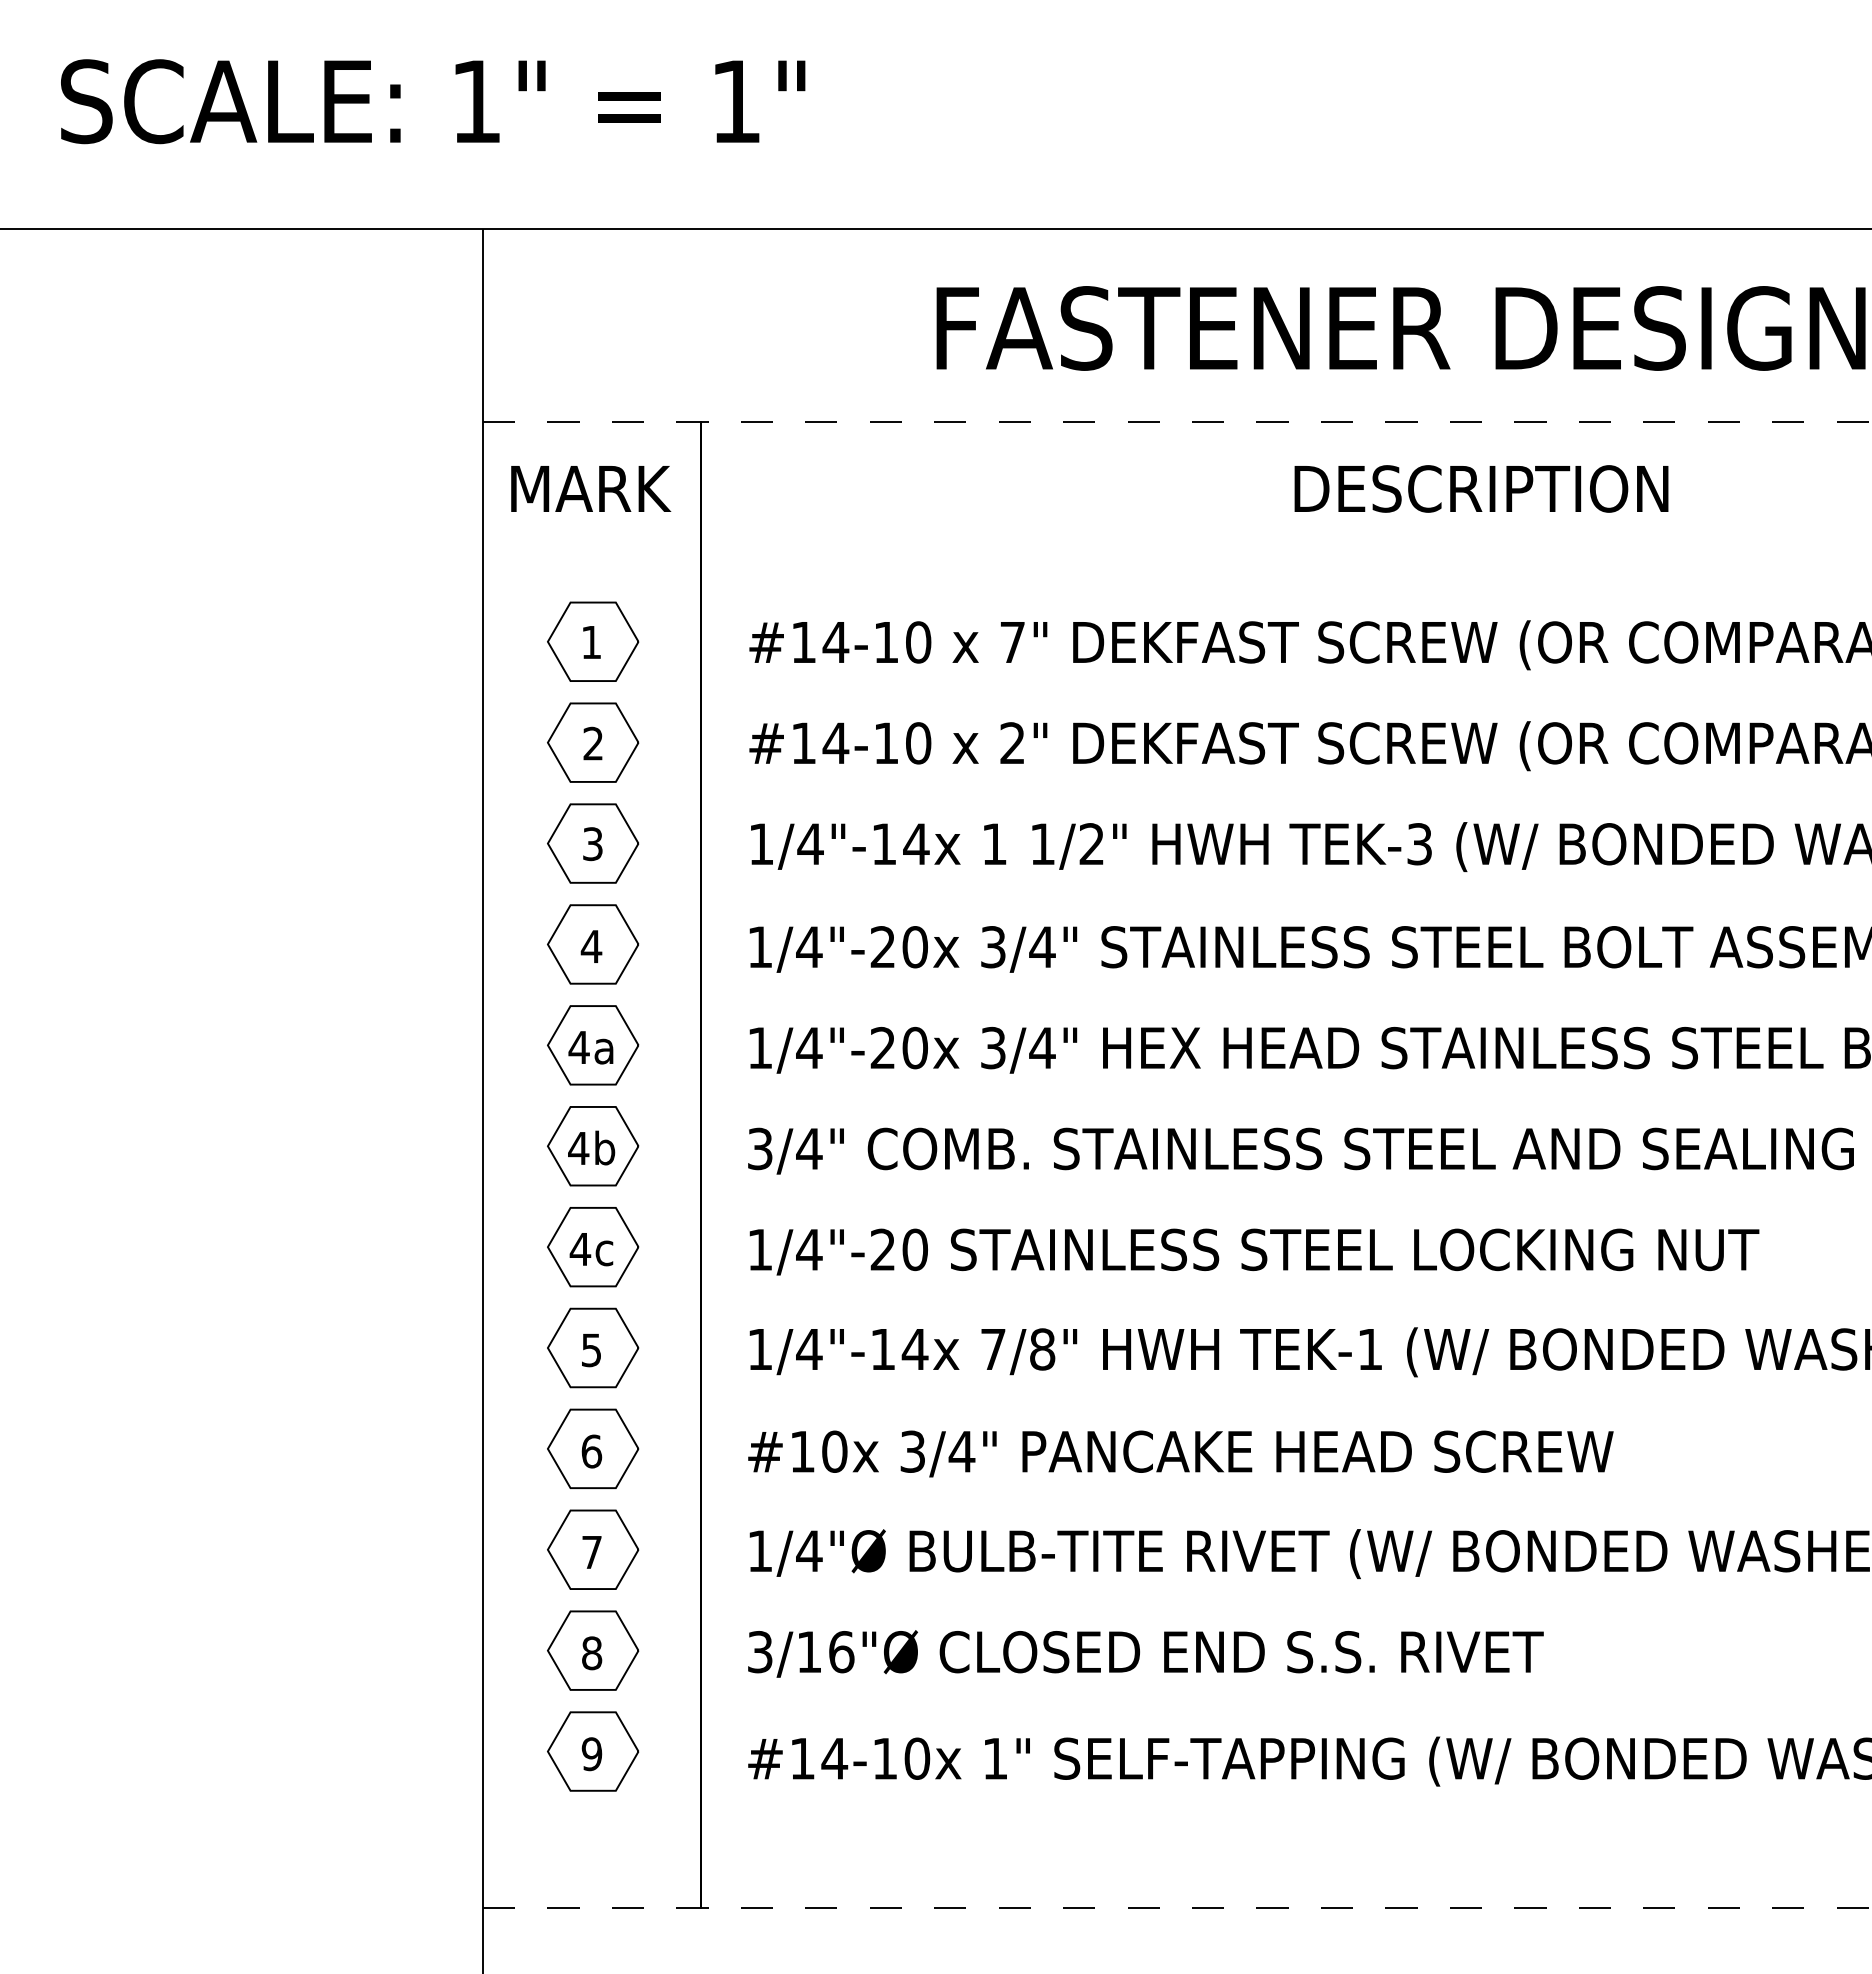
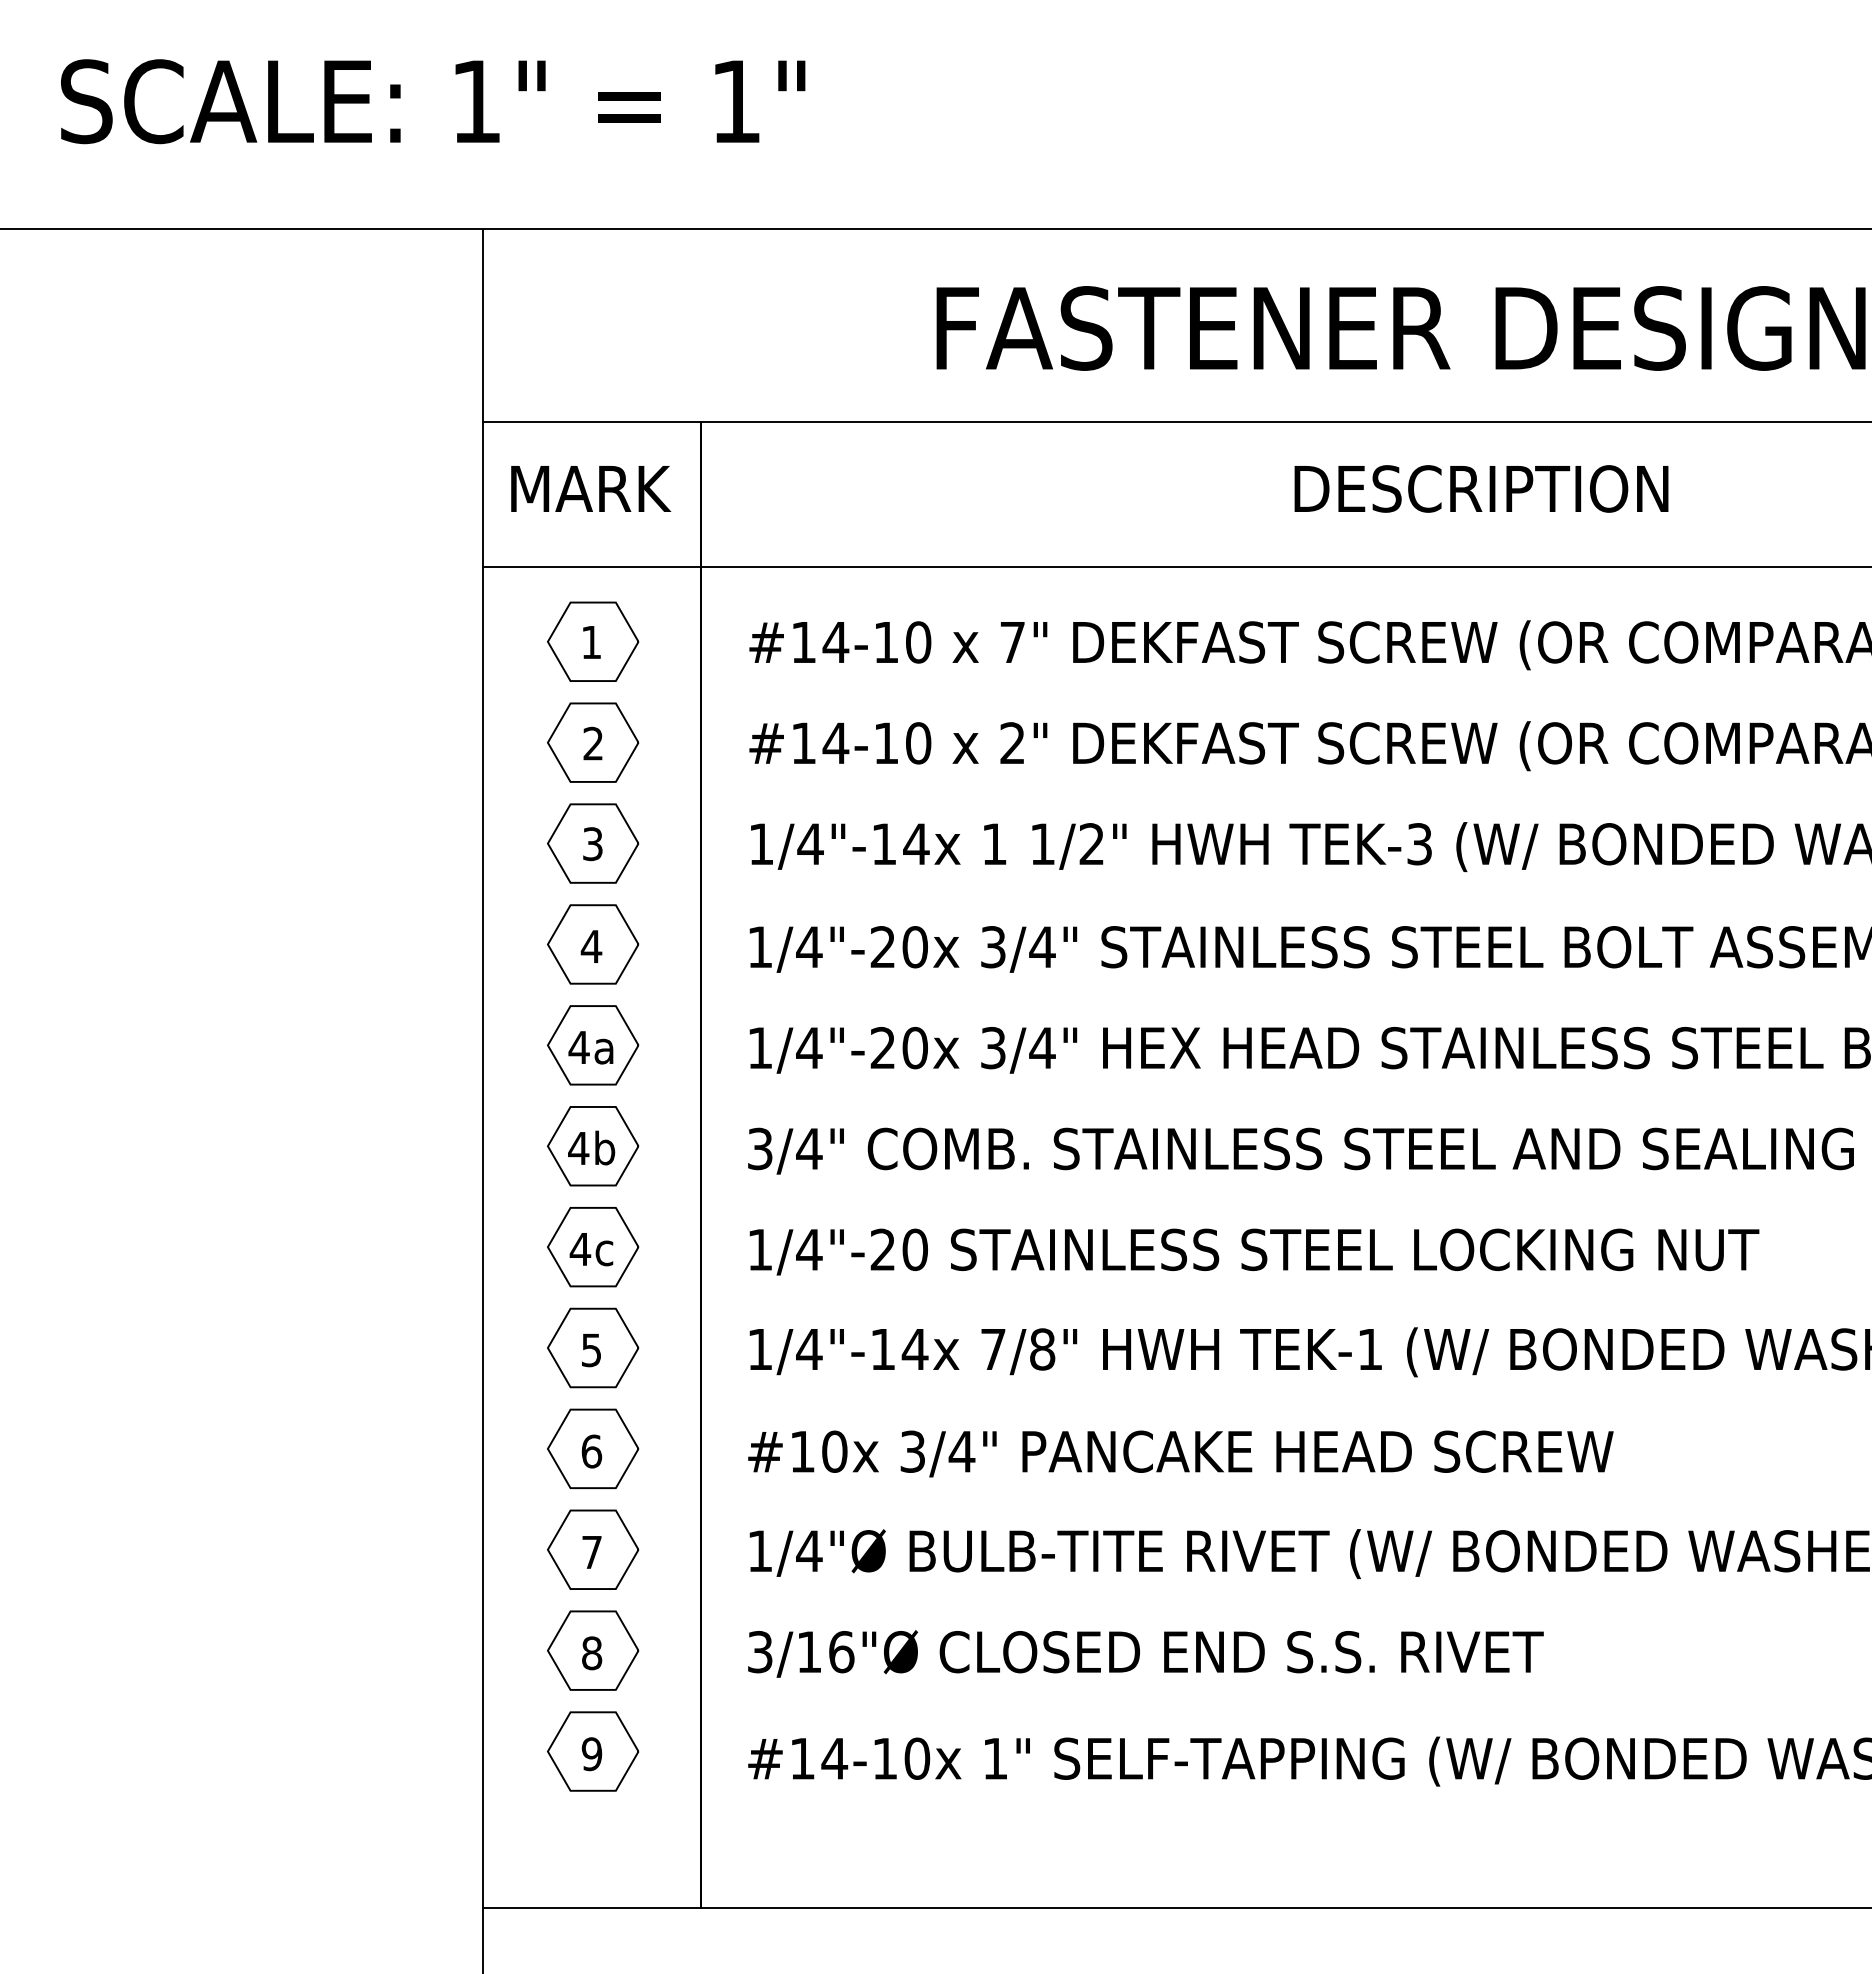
line: dashed -> solid (1177, 421)
line: none -> present (1175, 566)
line: dashed -> solid (1177, 1908)
